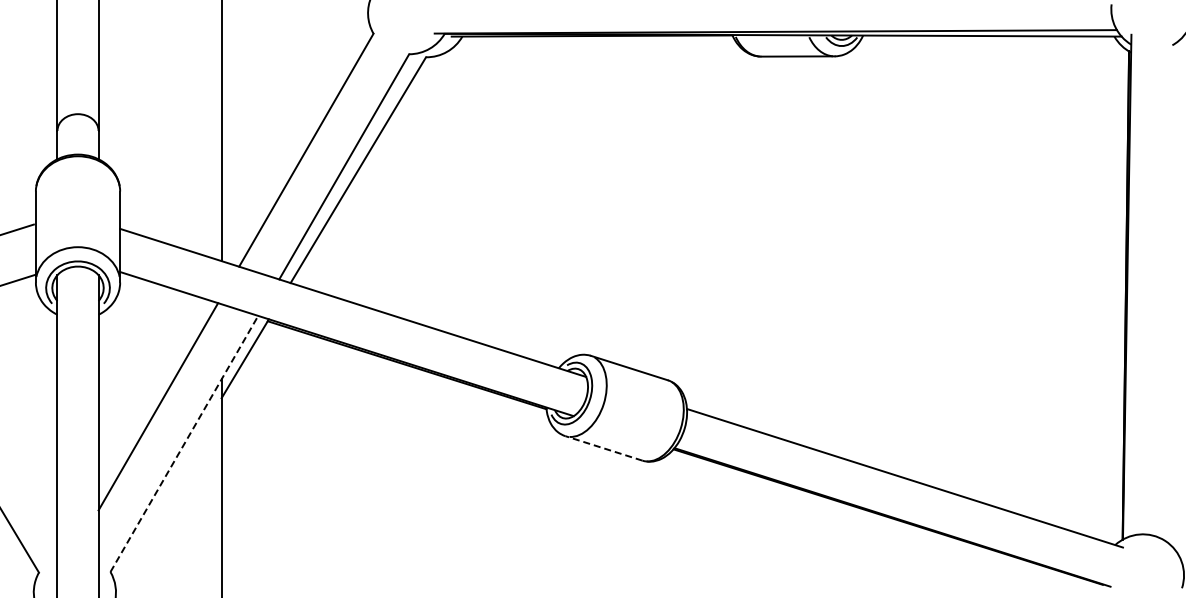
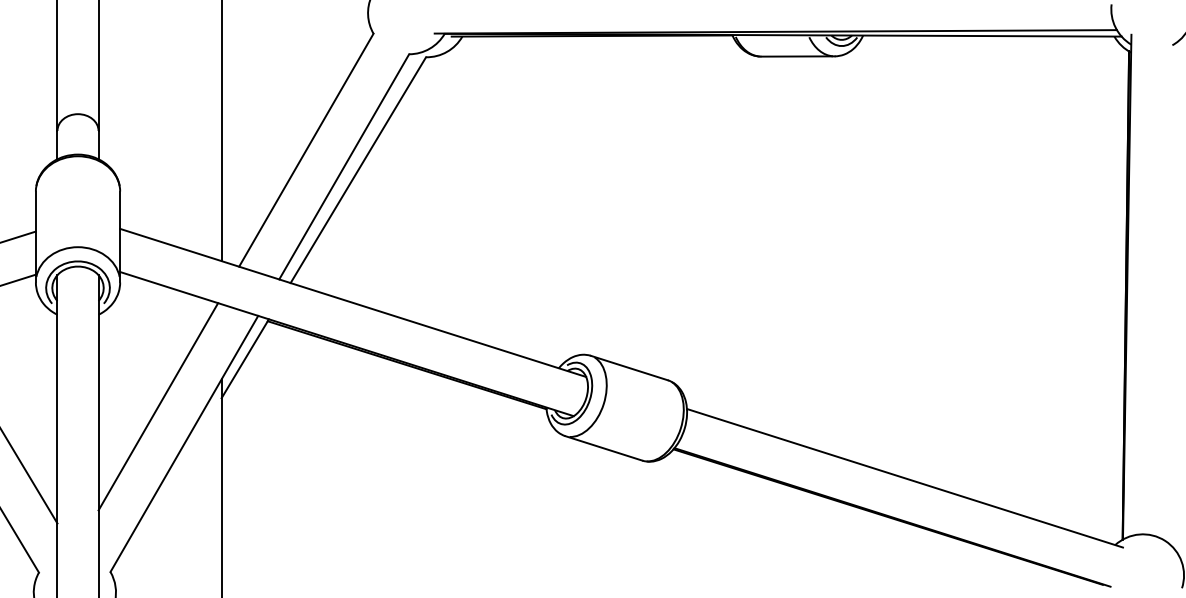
line position: (17, 229) -> (18, 236) (18, 236)
line: dashed -> solid (184, 443)
line: dashed -> solid (603, 448)
line: none -> present (29, 477)
